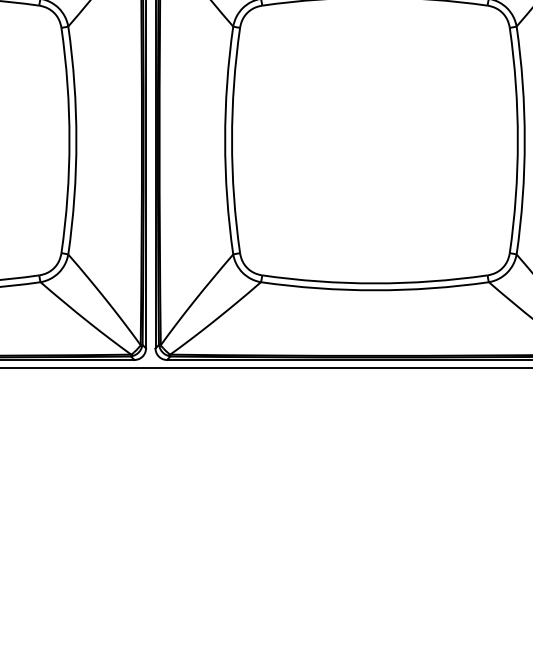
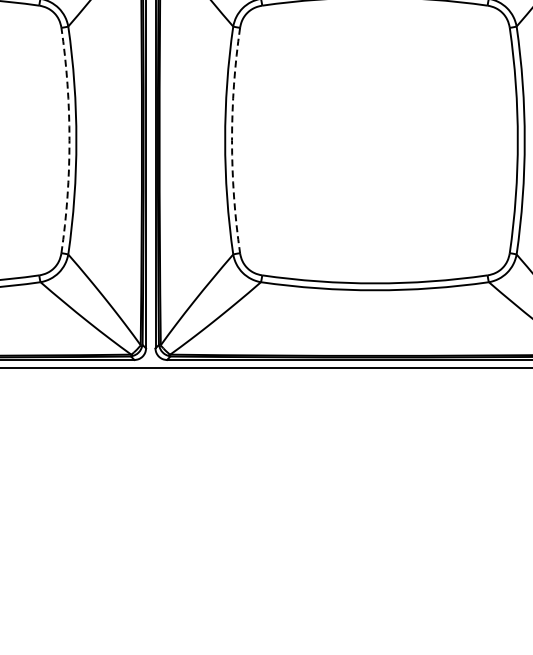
arc: solid -> dashed (69, 140)
arc: solid -> dashed (232, 140)
